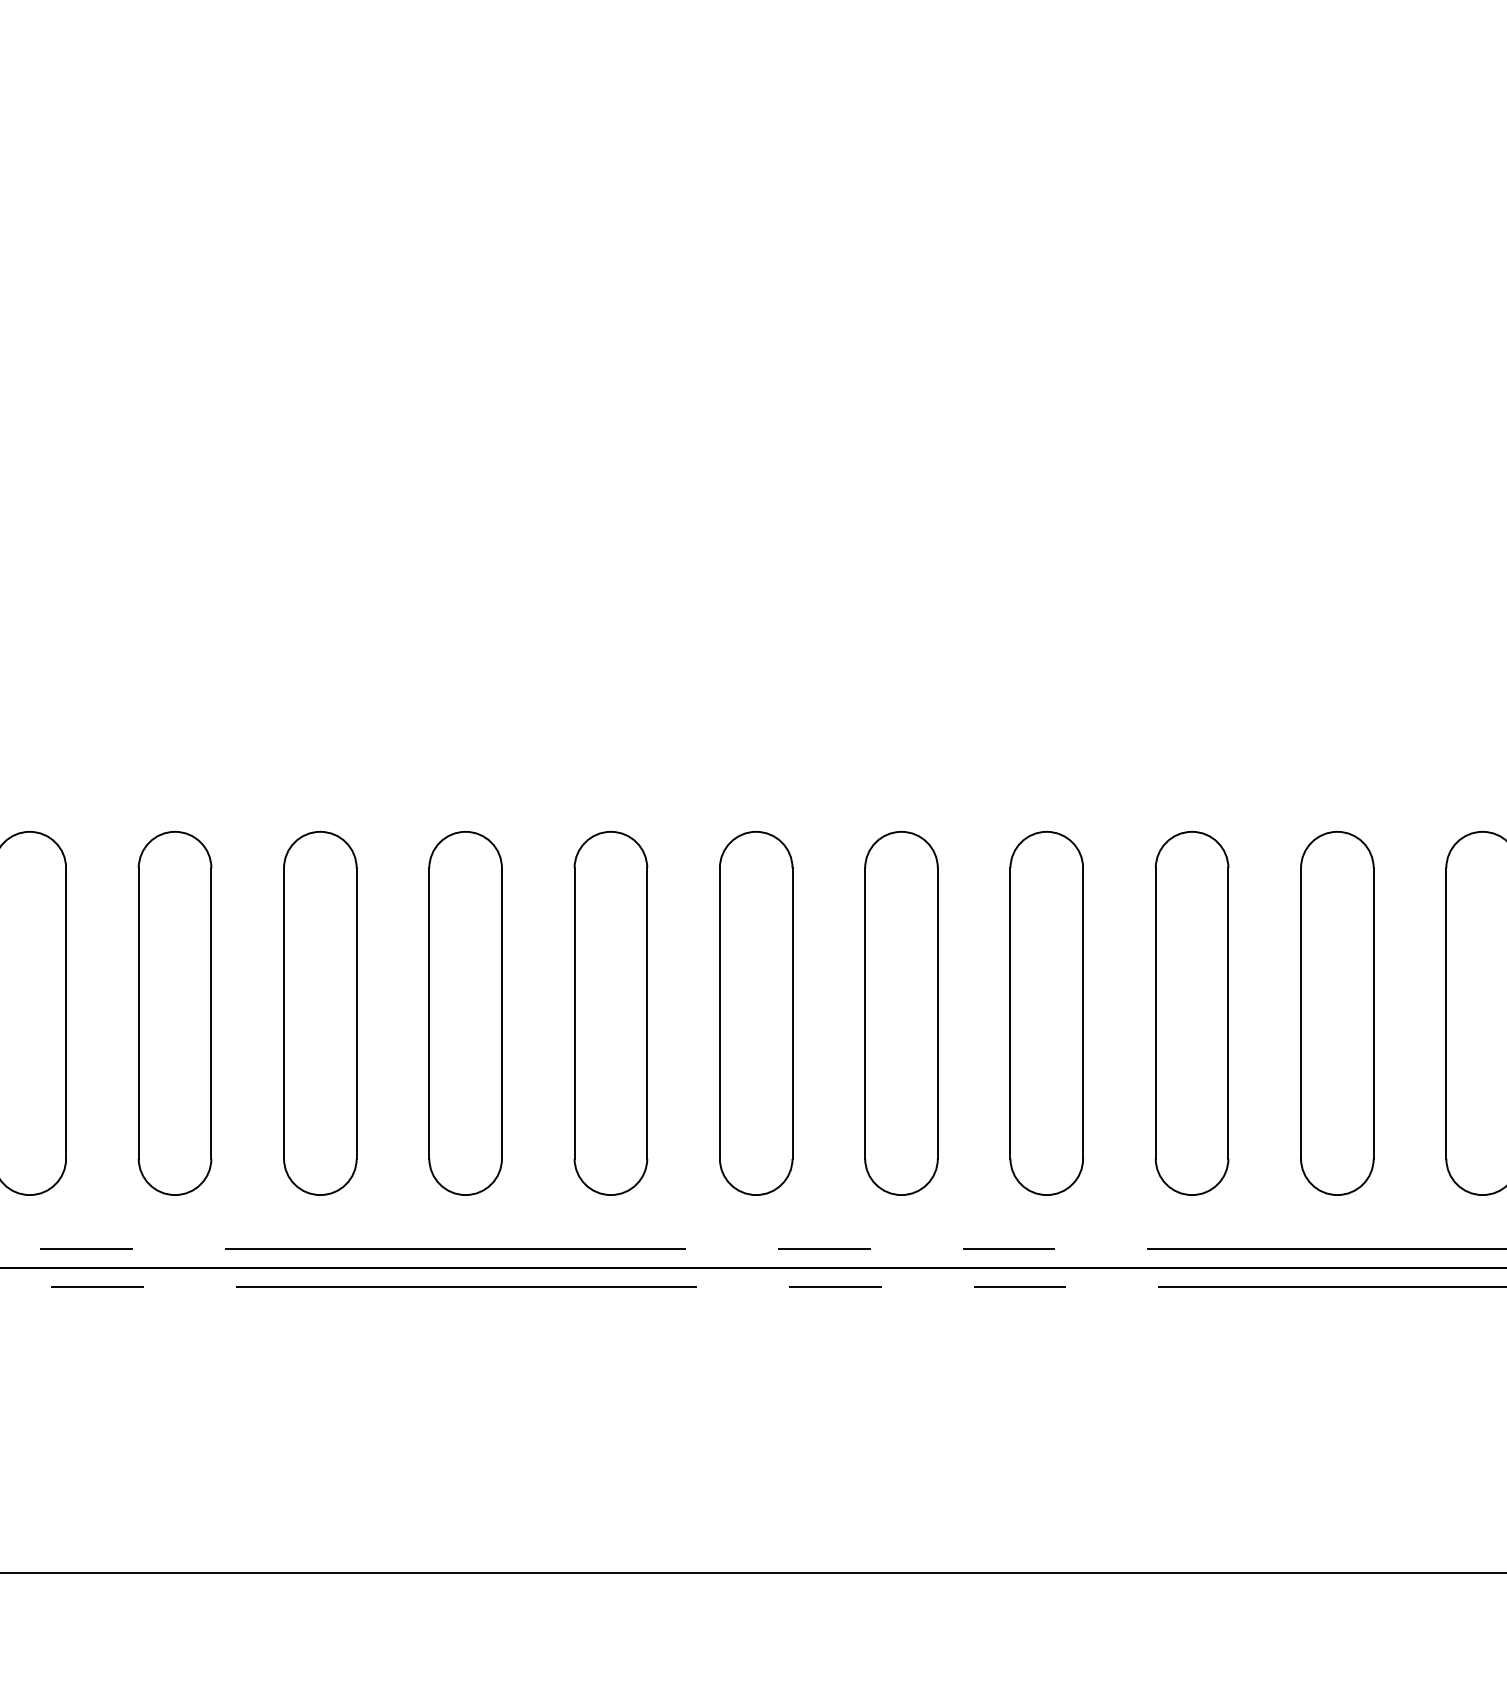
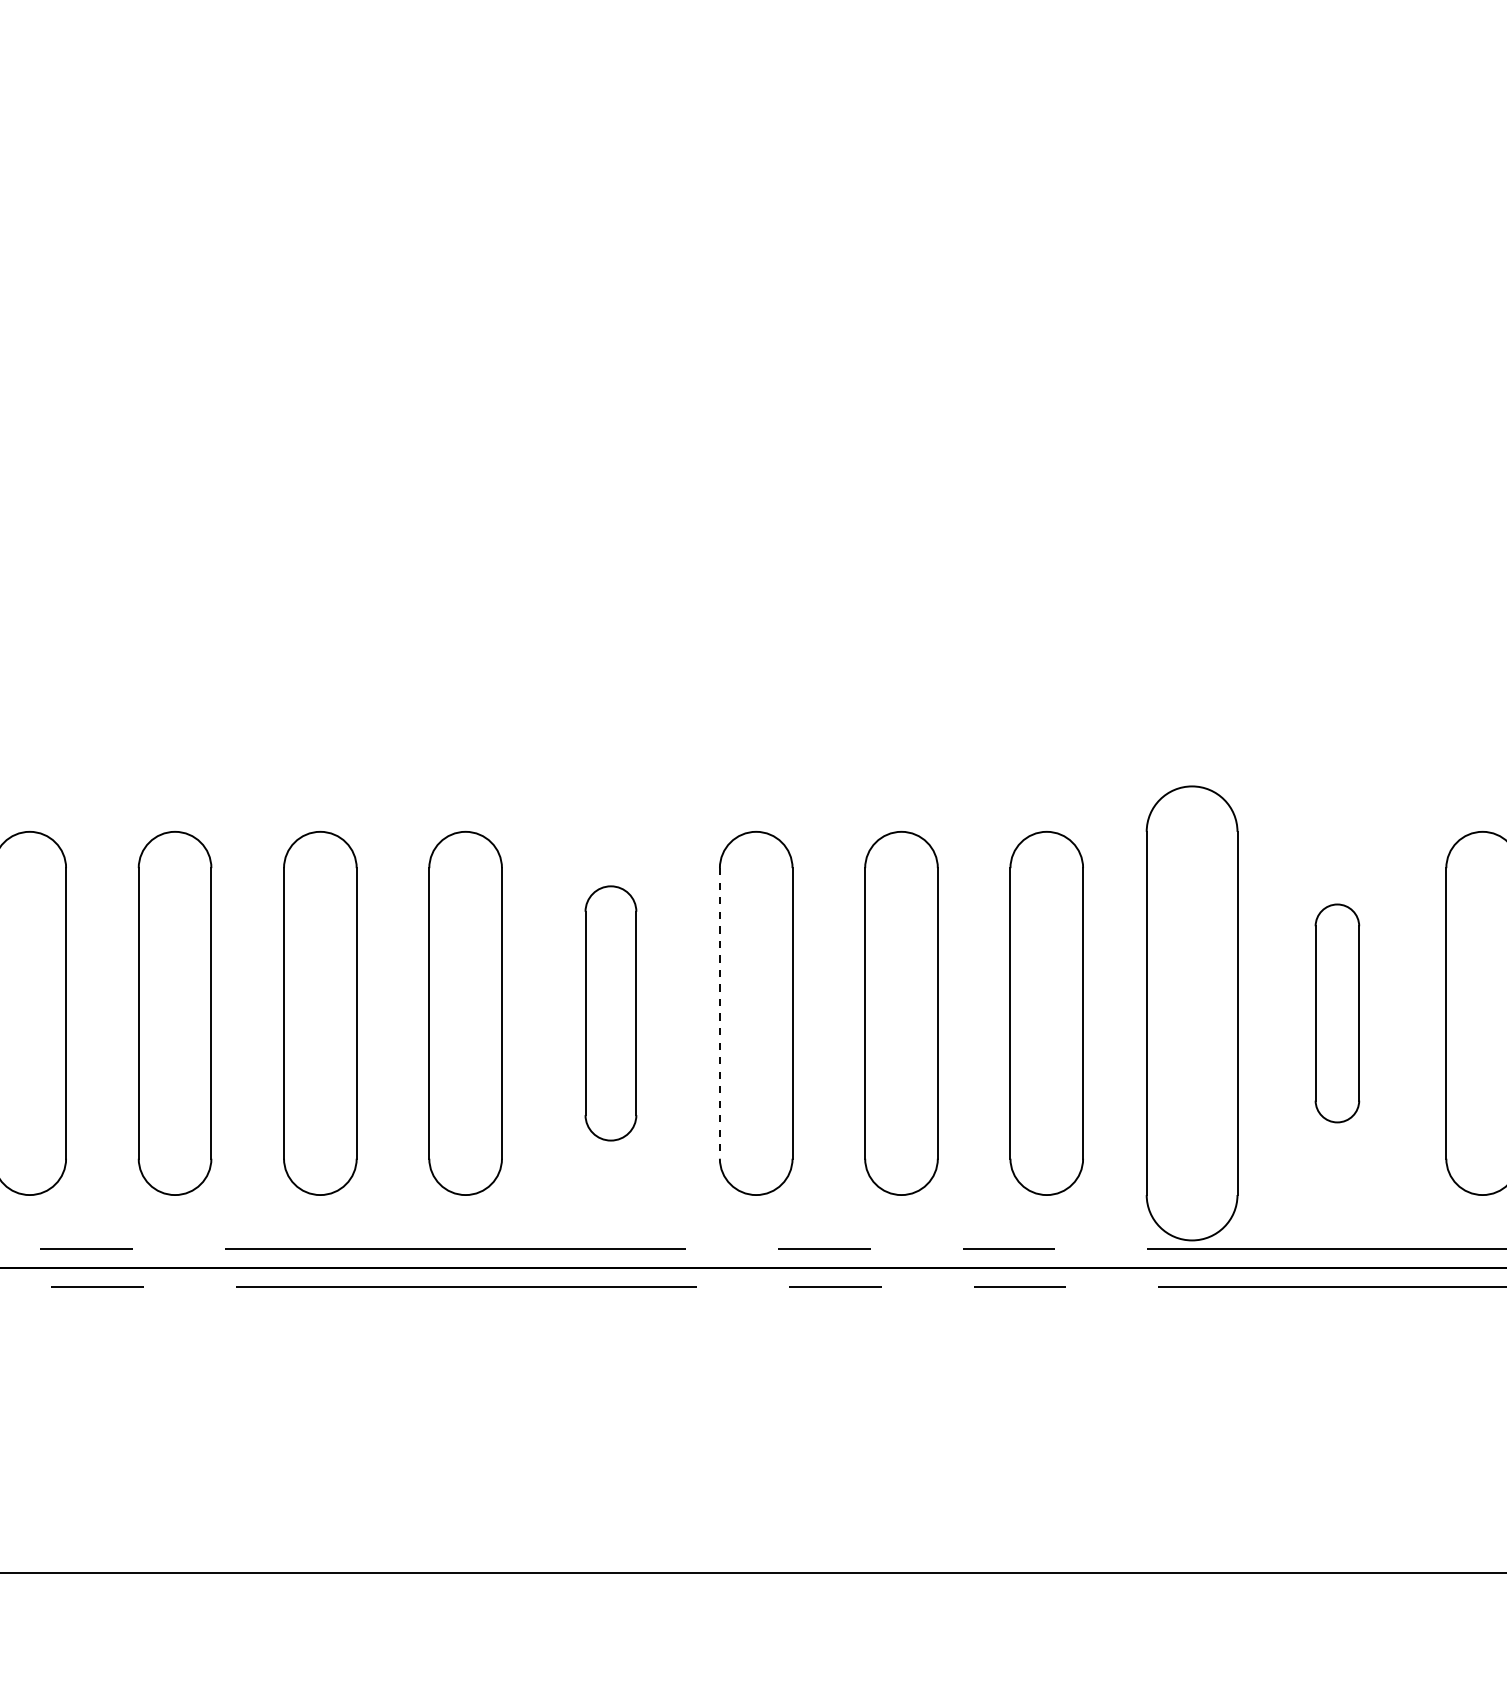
part size: 76x365 px -> 54x257 px (610, 1013)
line: solid -> dashed (719, 1013)
part size: 76x365 px -> 94x457 px (1191, 1013)
part size: 75x365 px -> 47x221 px (1337, 1013)
